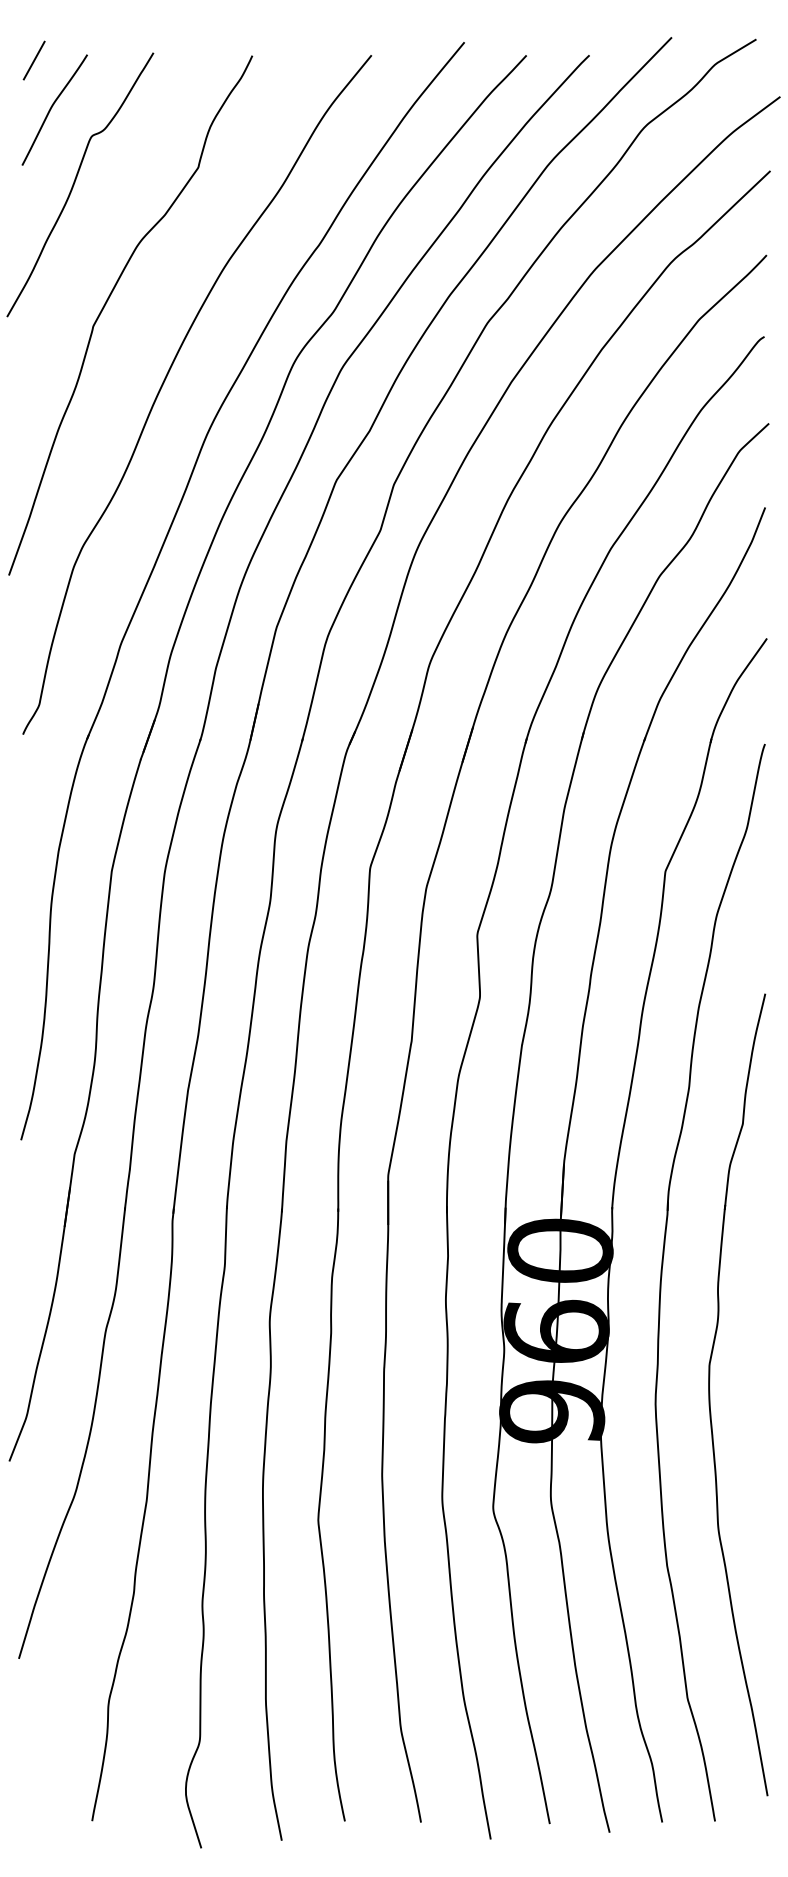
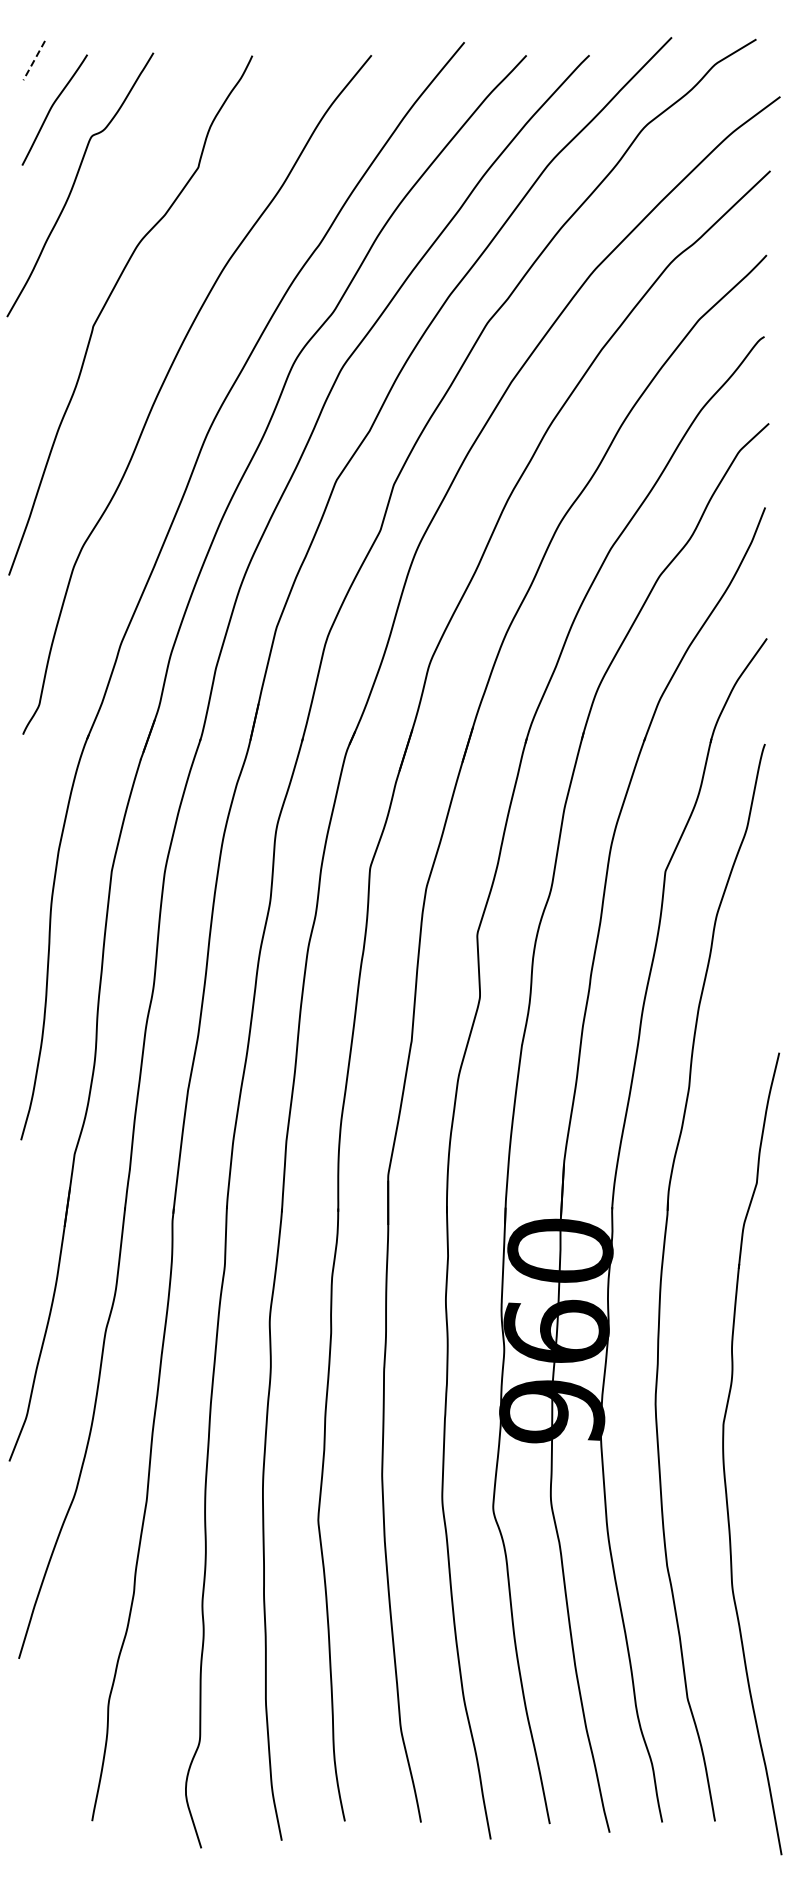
line: solid -> dashed (34, 61)
part position: (710, 1394) -> (724, 1453) (724, 1453)
